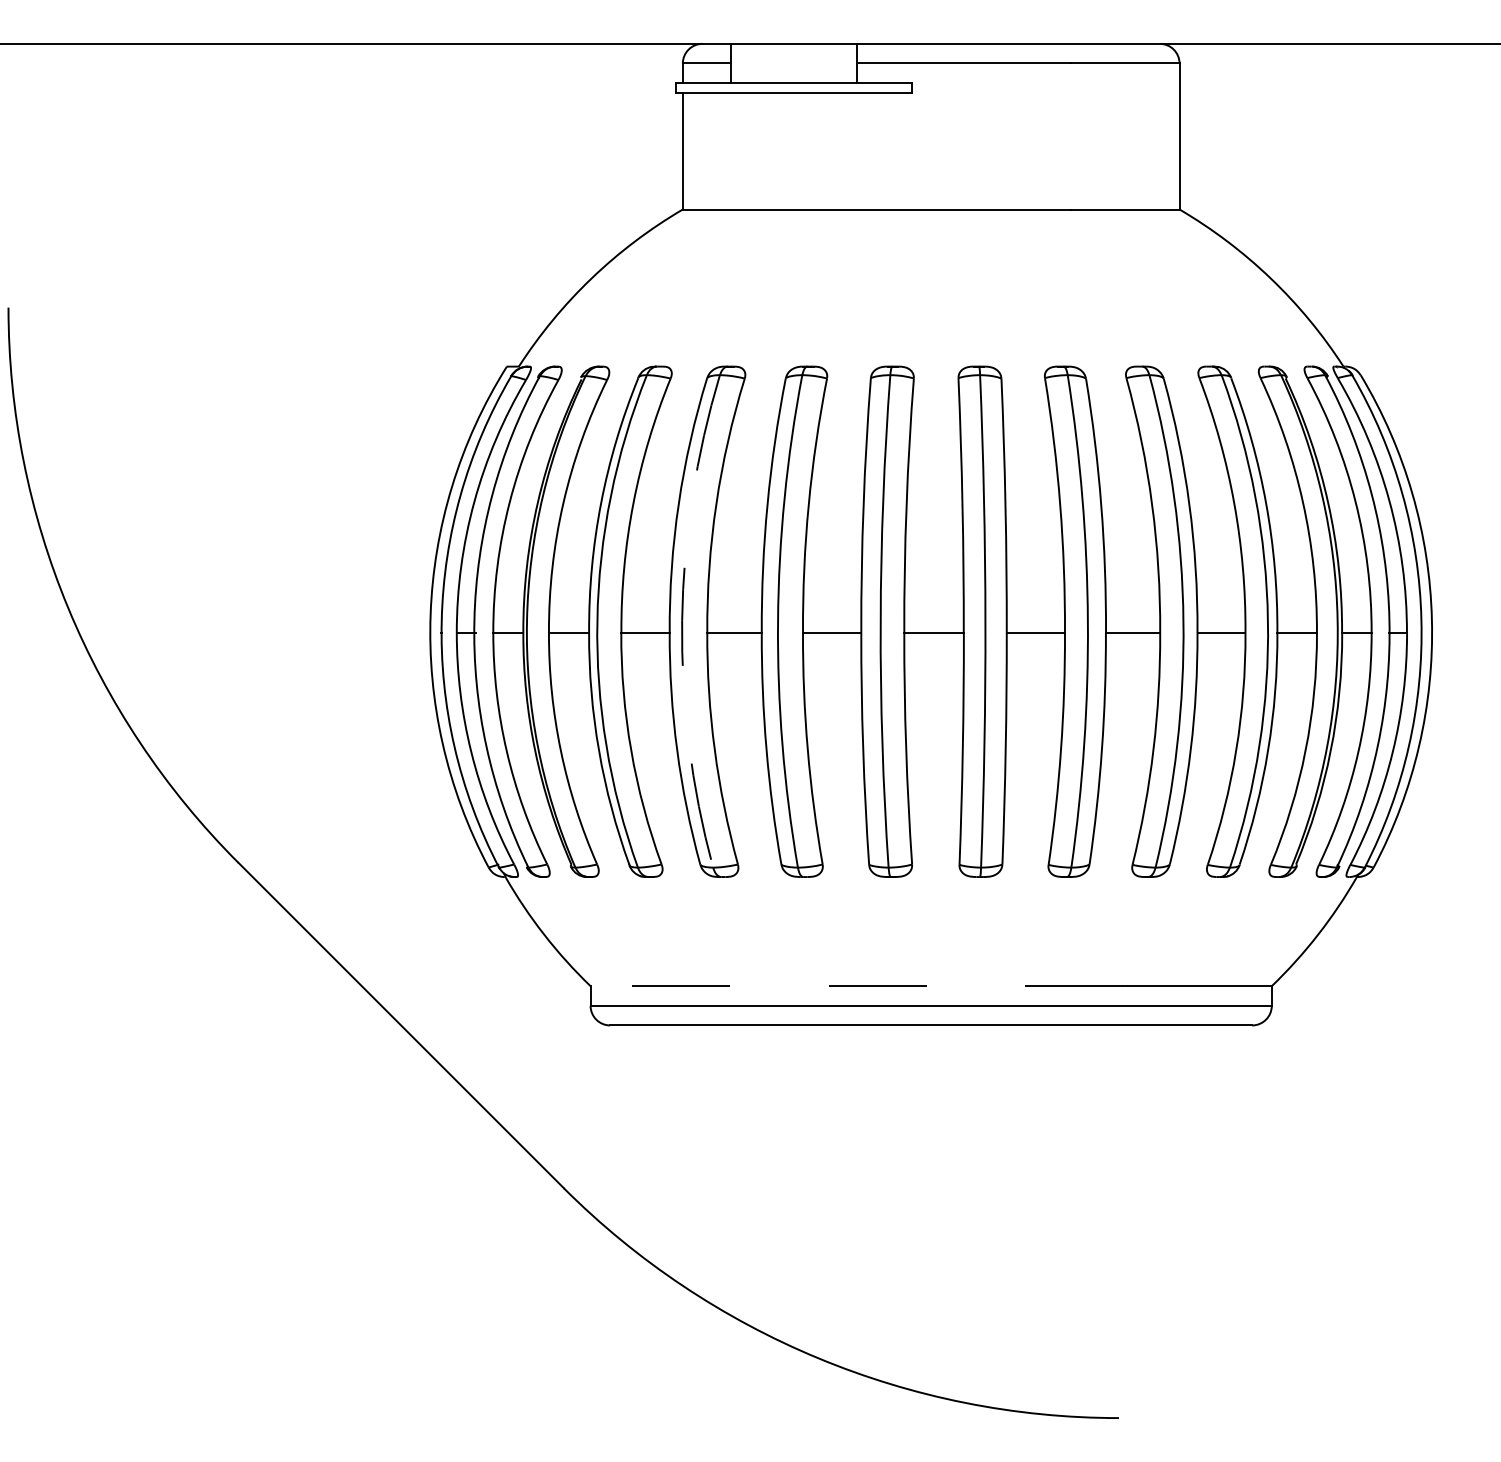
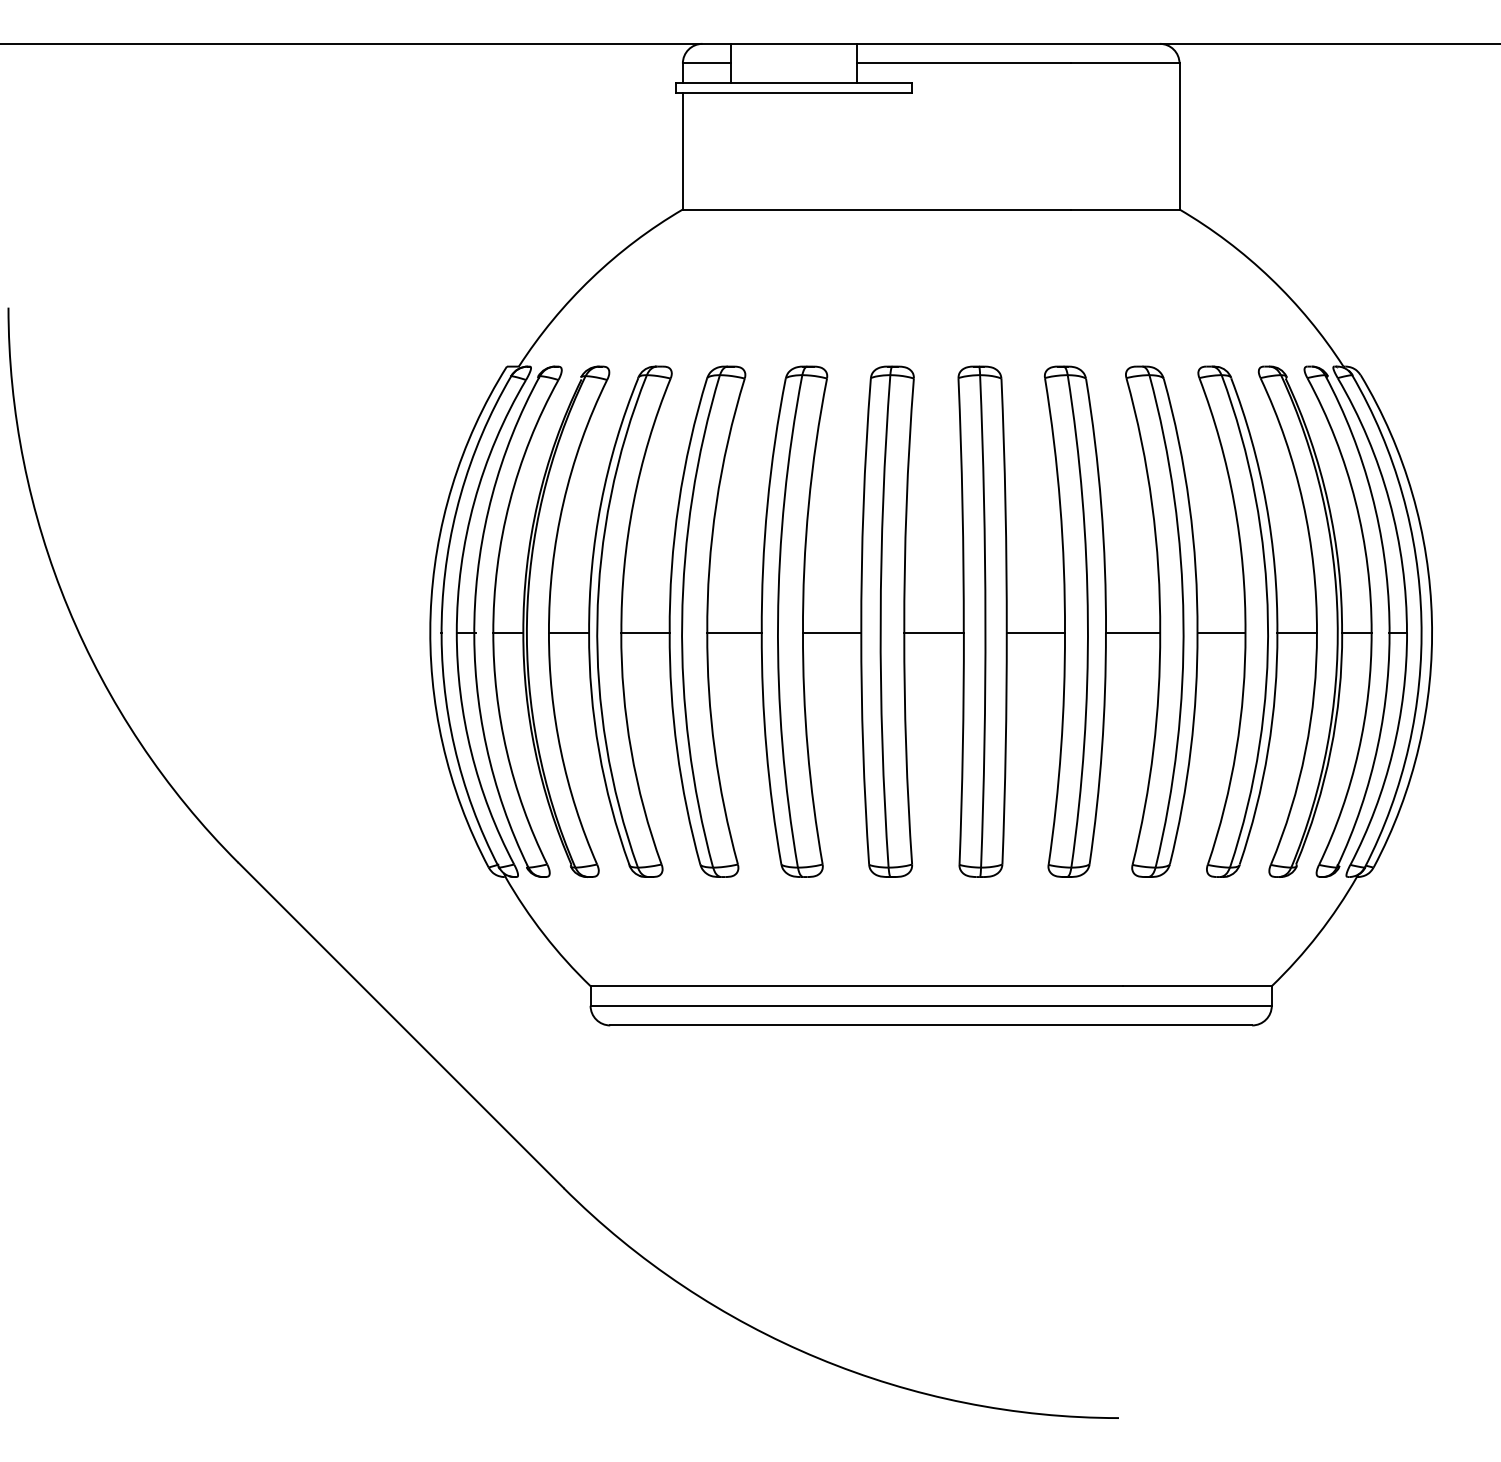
arc: dashed -> solid (682, 620)
line: dashed -> solid (856, 986)
